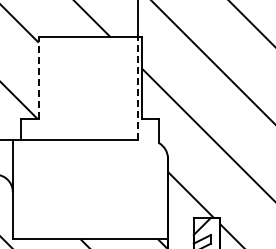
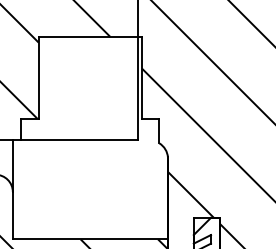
line: dashed -> solid (38, 77)
line: dashed -> solid (137, 88)
